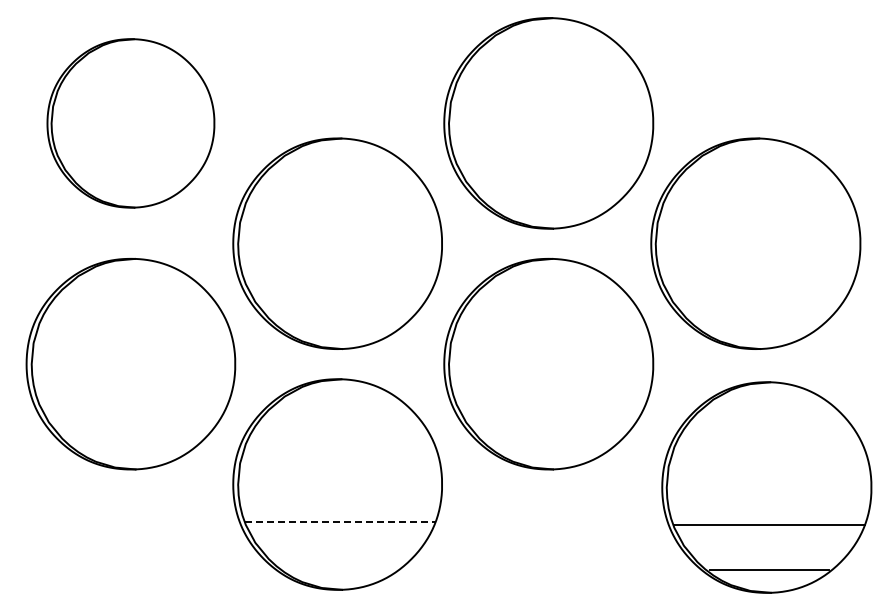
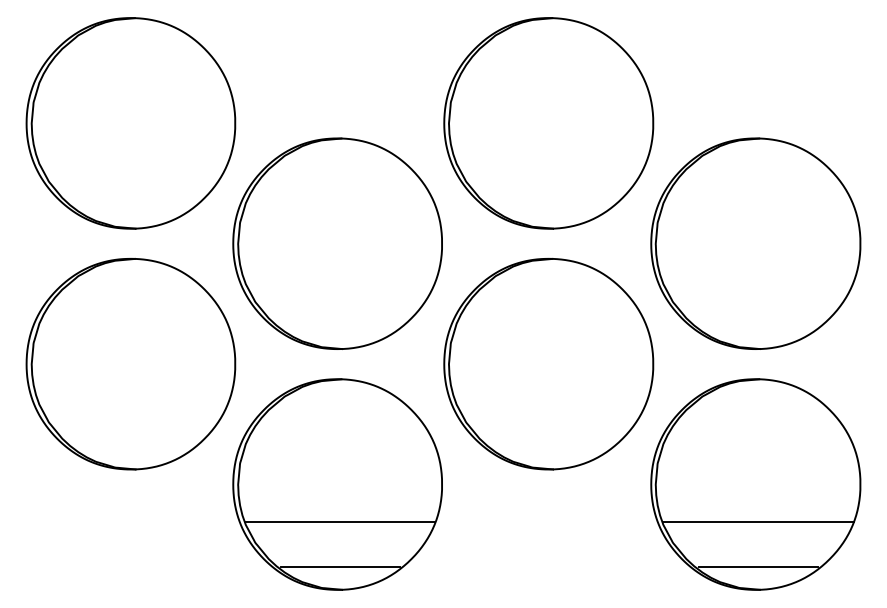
part size: 170x171 px -> 212x213 px (130, 123)
part position: (766, 487) -> (755, 484) (755, 484)
line: dashed -> solid (340, 522)
line: none -> present (339, 567)
